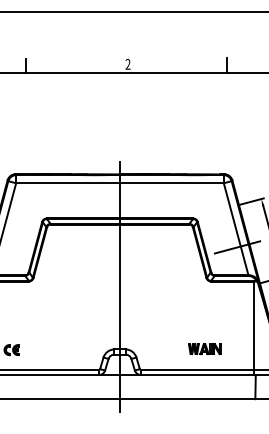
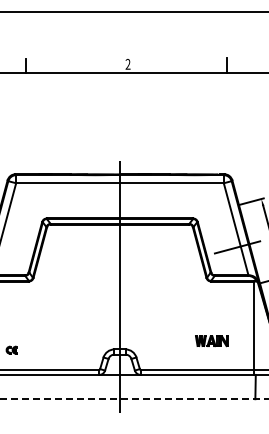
part position: (204, 349) -> (211, 341) (211, 341)
part size: 17x13 px -> 13x10 px (11, 349)
line: solid -> dashed (134, 399)
